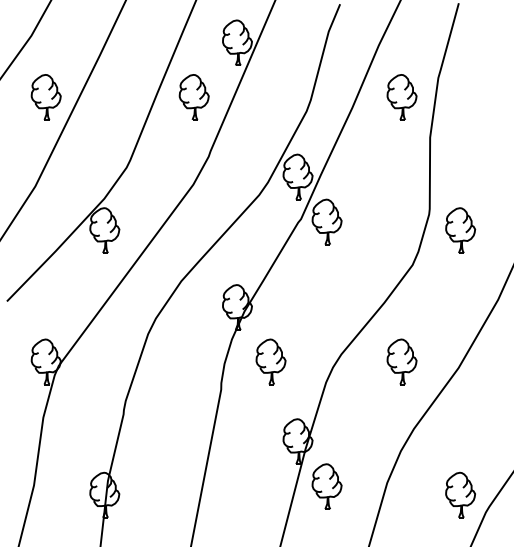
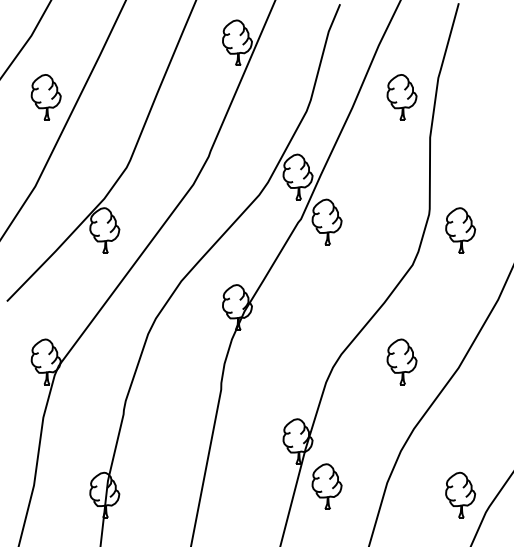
part: present -> none (193, 97)
part: present -> none (270, 361)
